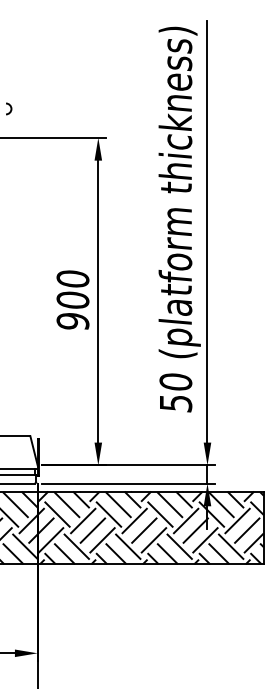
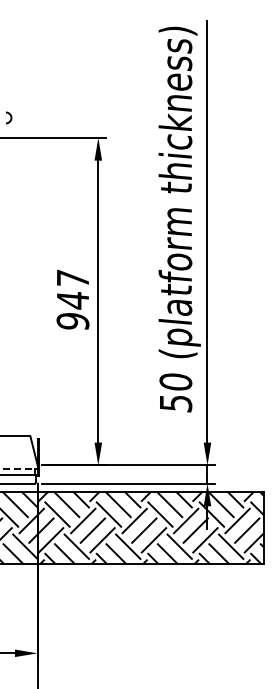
arc position: (10, 108) -> (10, 117) (10, 117)
text: 900 -> 947 (72, 289)
line: solid -> dashed (19, 468)
